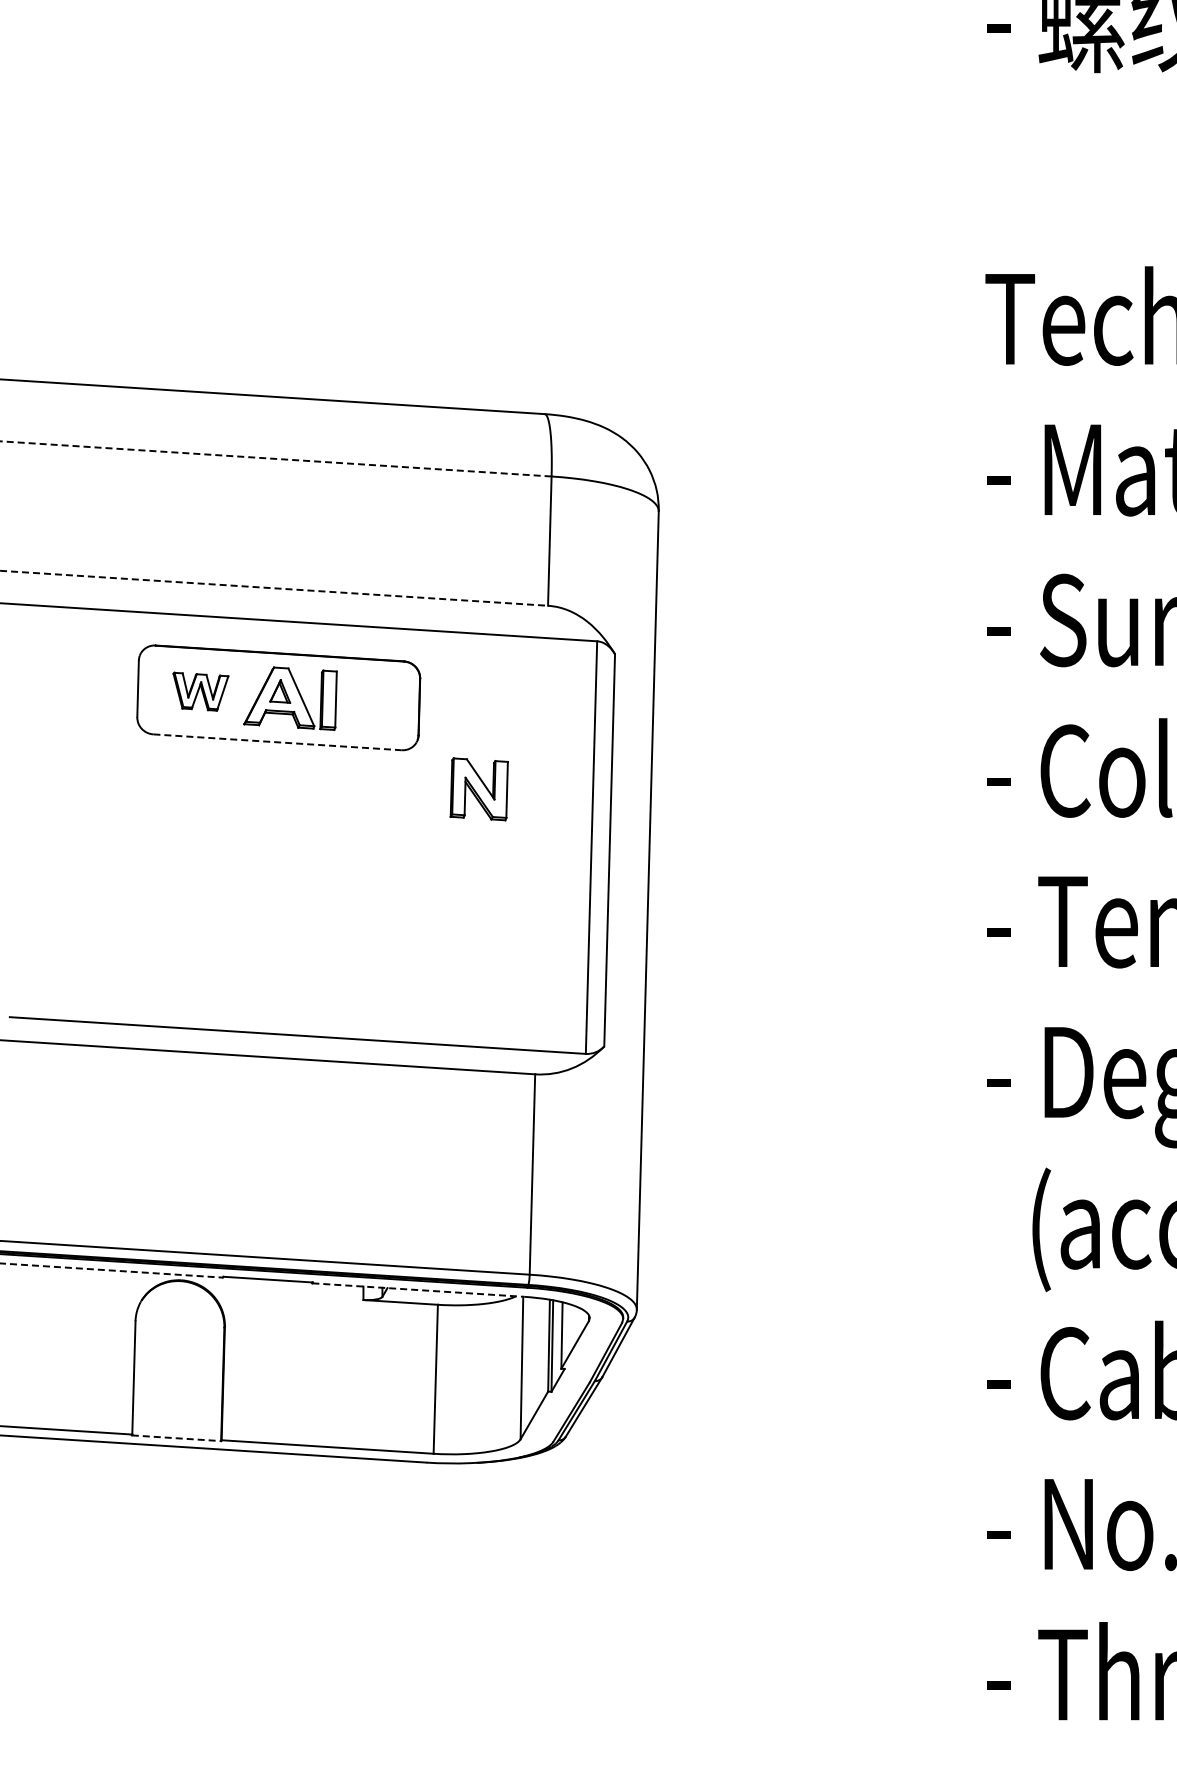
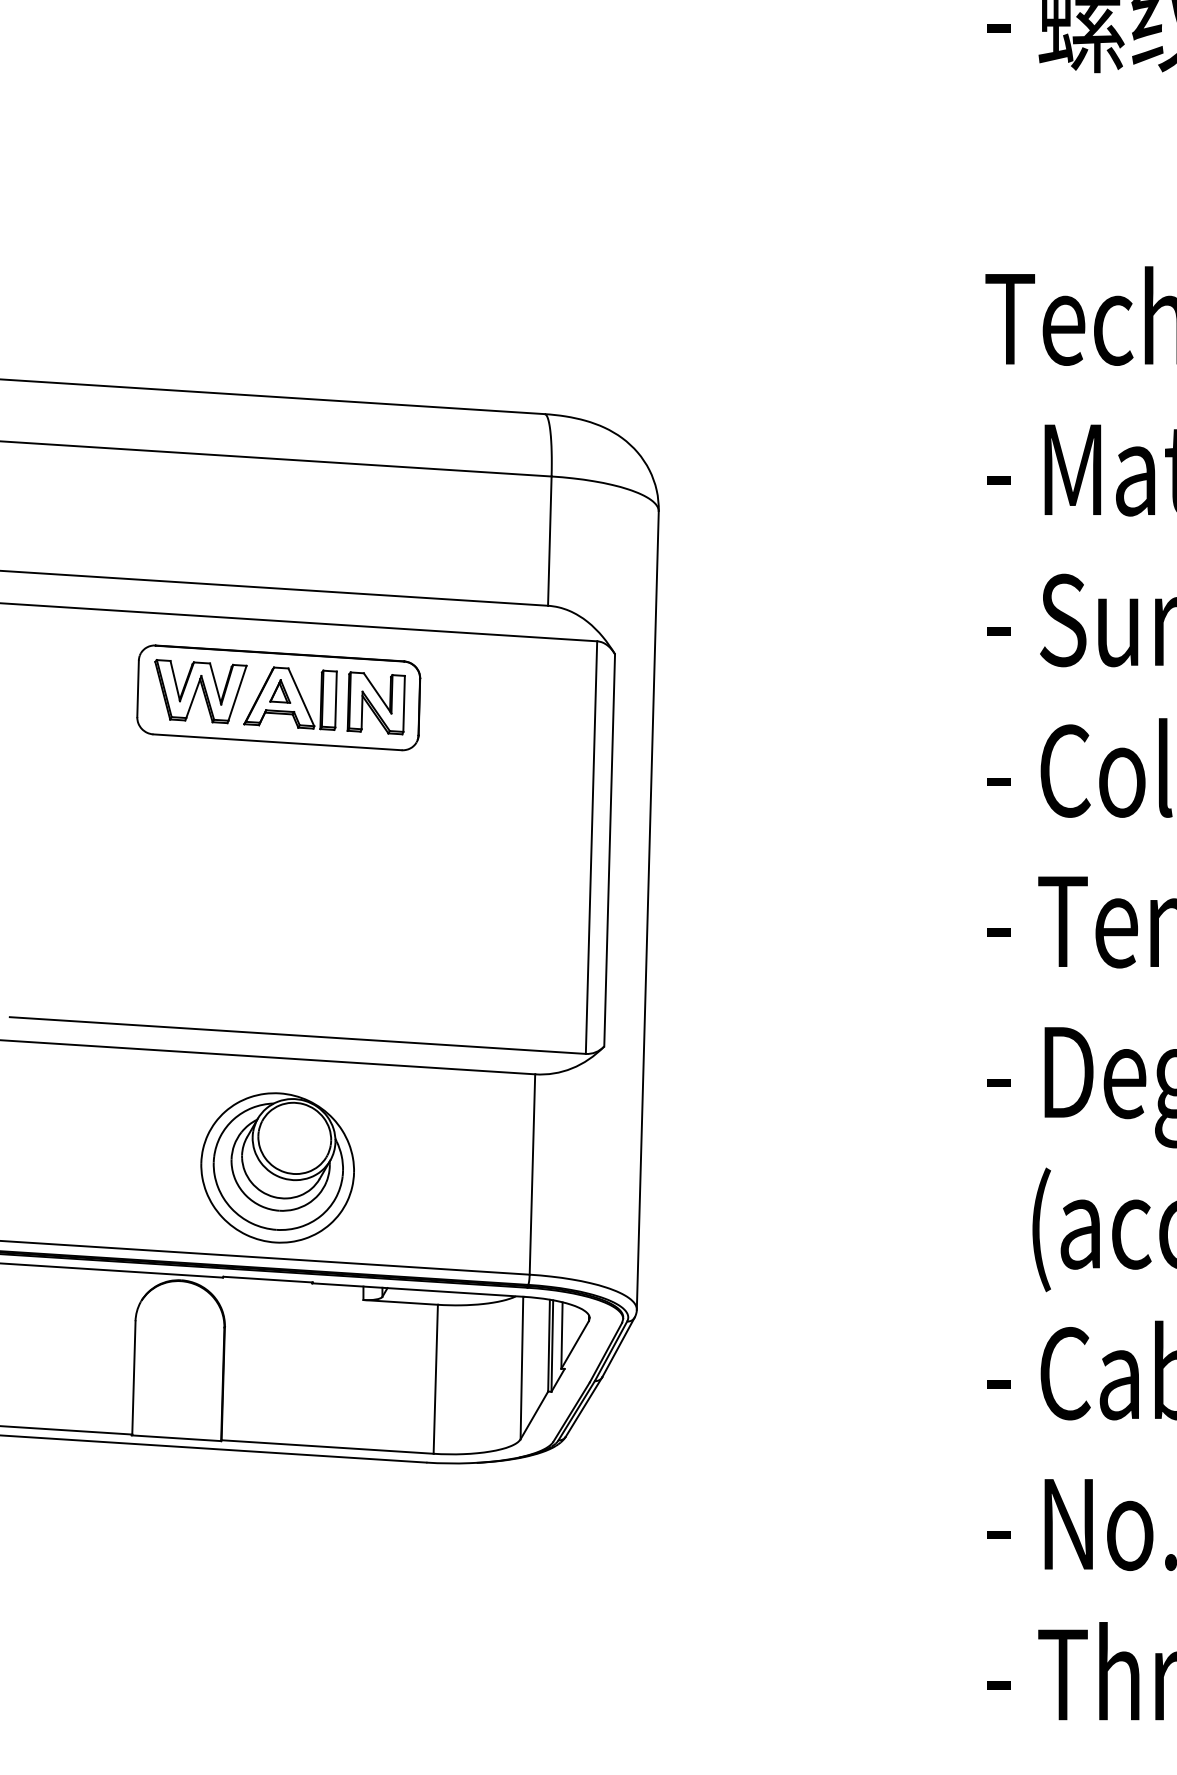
line: dashed -> solid (275, 458)
line: dashed -> solid (274, 588)
part size: 58x41 px -> 94x66 px (200, 691)
line: dashed -> solid (278, 742)
part position: (478, 789) -> (375, 703) (375, 703)
part: none -> present (277, 1167)
line: dashed -> solid (112, 1270)
line: dashed -> solid (418, 1290)
line: dashed -> solid (176, 1438)
